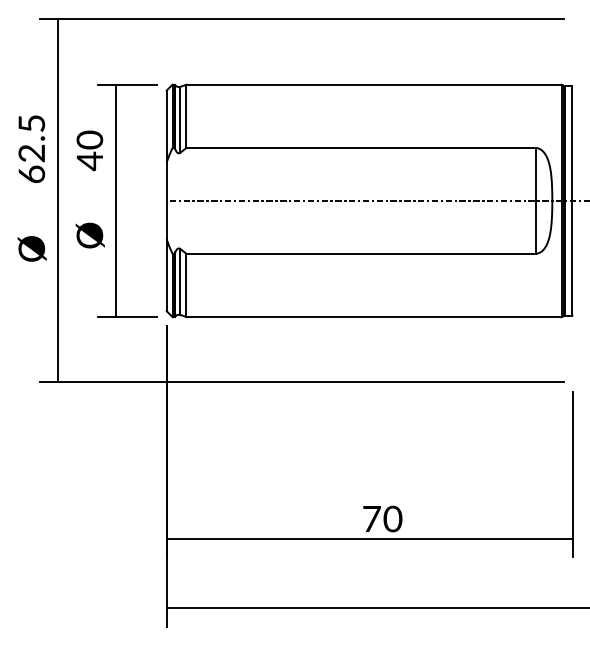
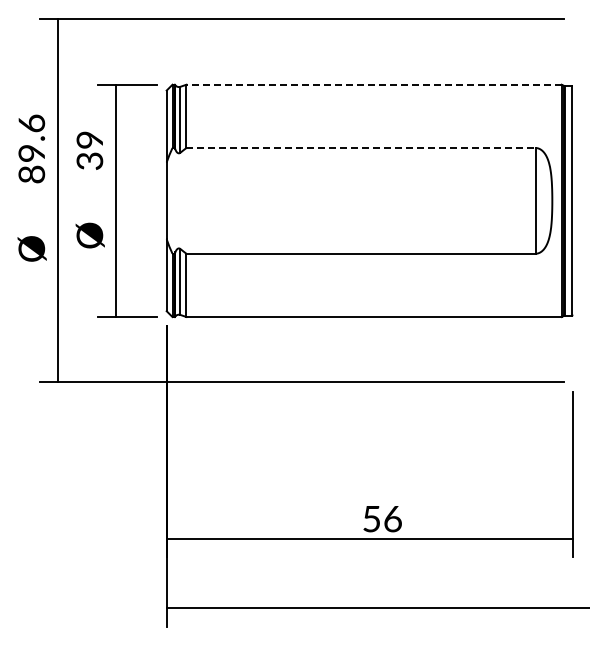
line: solid -> dashed (374, 84)
text: 62.5 -> 89.6 (31, 148)
line: solid -> dashed (361, 148)
text: 40 -> 39 (89, 150)
line: present -> none (376, 200)
text: 70 -> 56 (382, 518)
